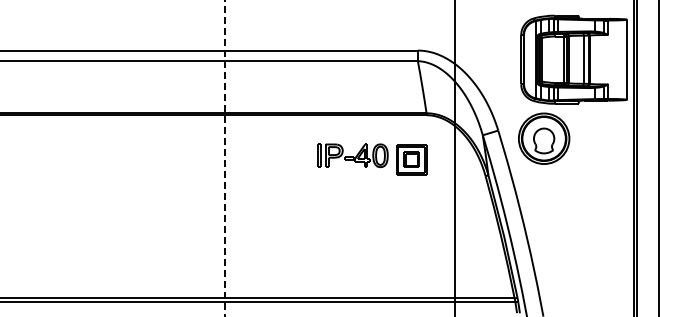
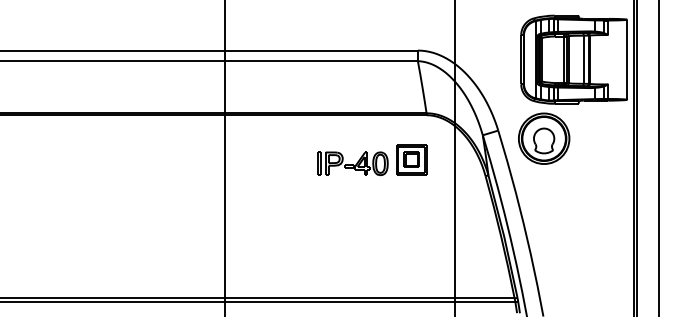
part position: (352, 155) -> (352, 163) (352, 163)
line: dashed -> solid (225, 158)
